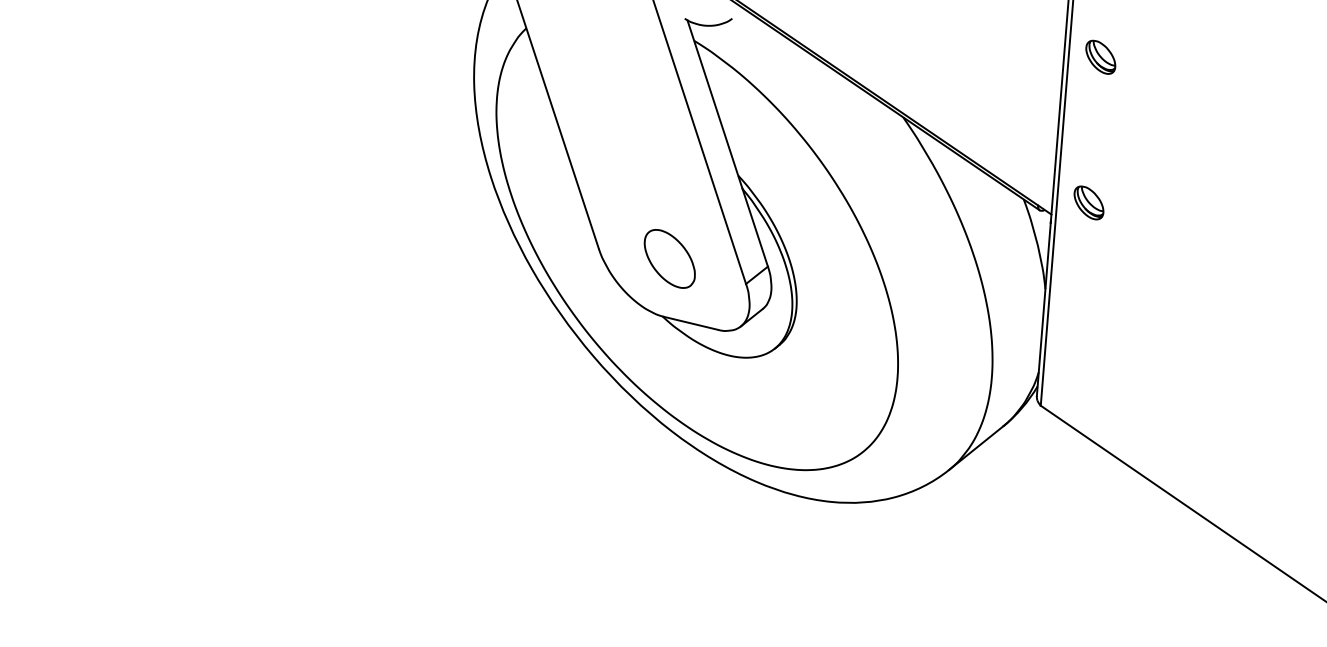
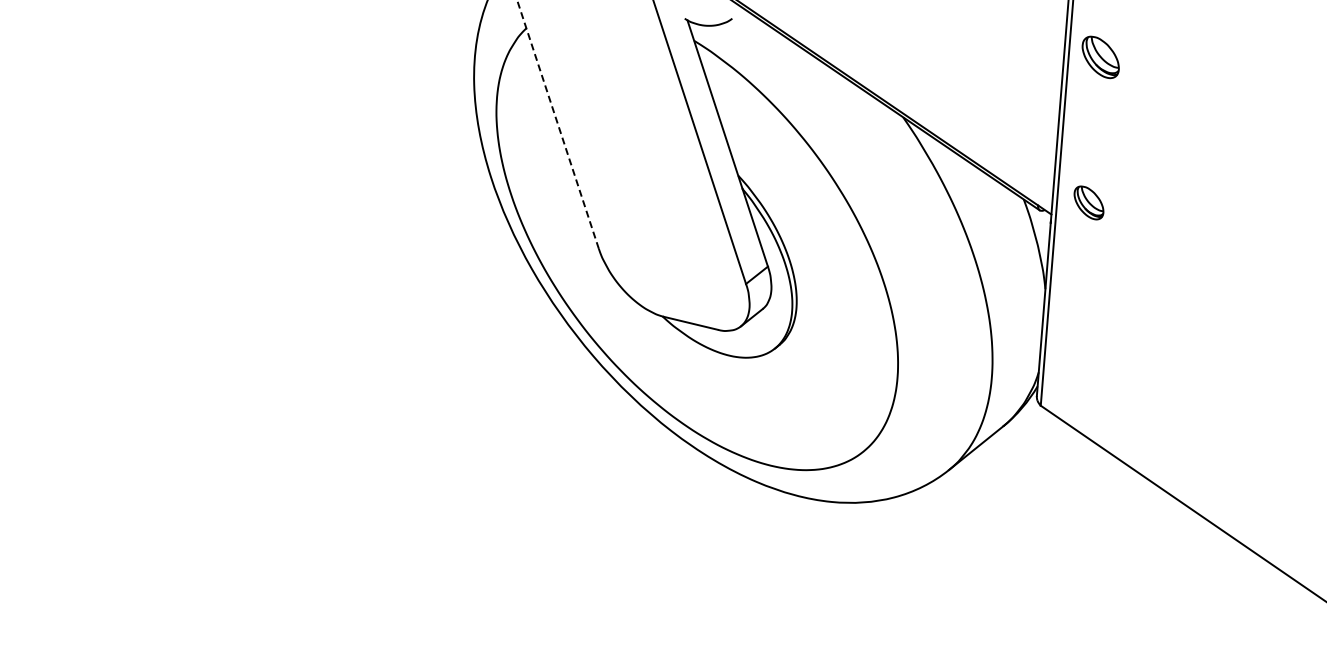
part size: 32x36 px -> 39x45 px (1100, 57)
line: solid -> dashed (558, 125)
part: present -> none (669, 258)
